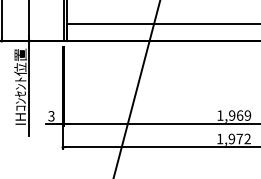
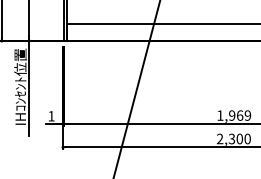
text: 3 -> 1 (51, 116)
text: 1,972 -> 2,300 (233, 138)
